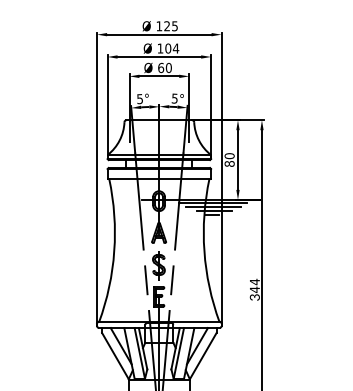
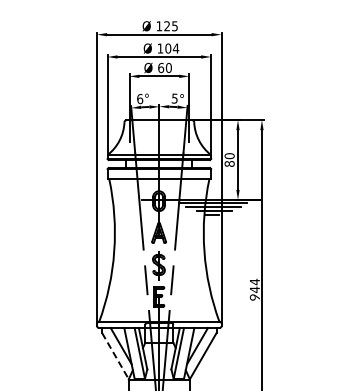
text: 5° -> 6° (140, 99)
text: 3 -> 9 (254, 297)
line: solid -> dashed (115, 356)
